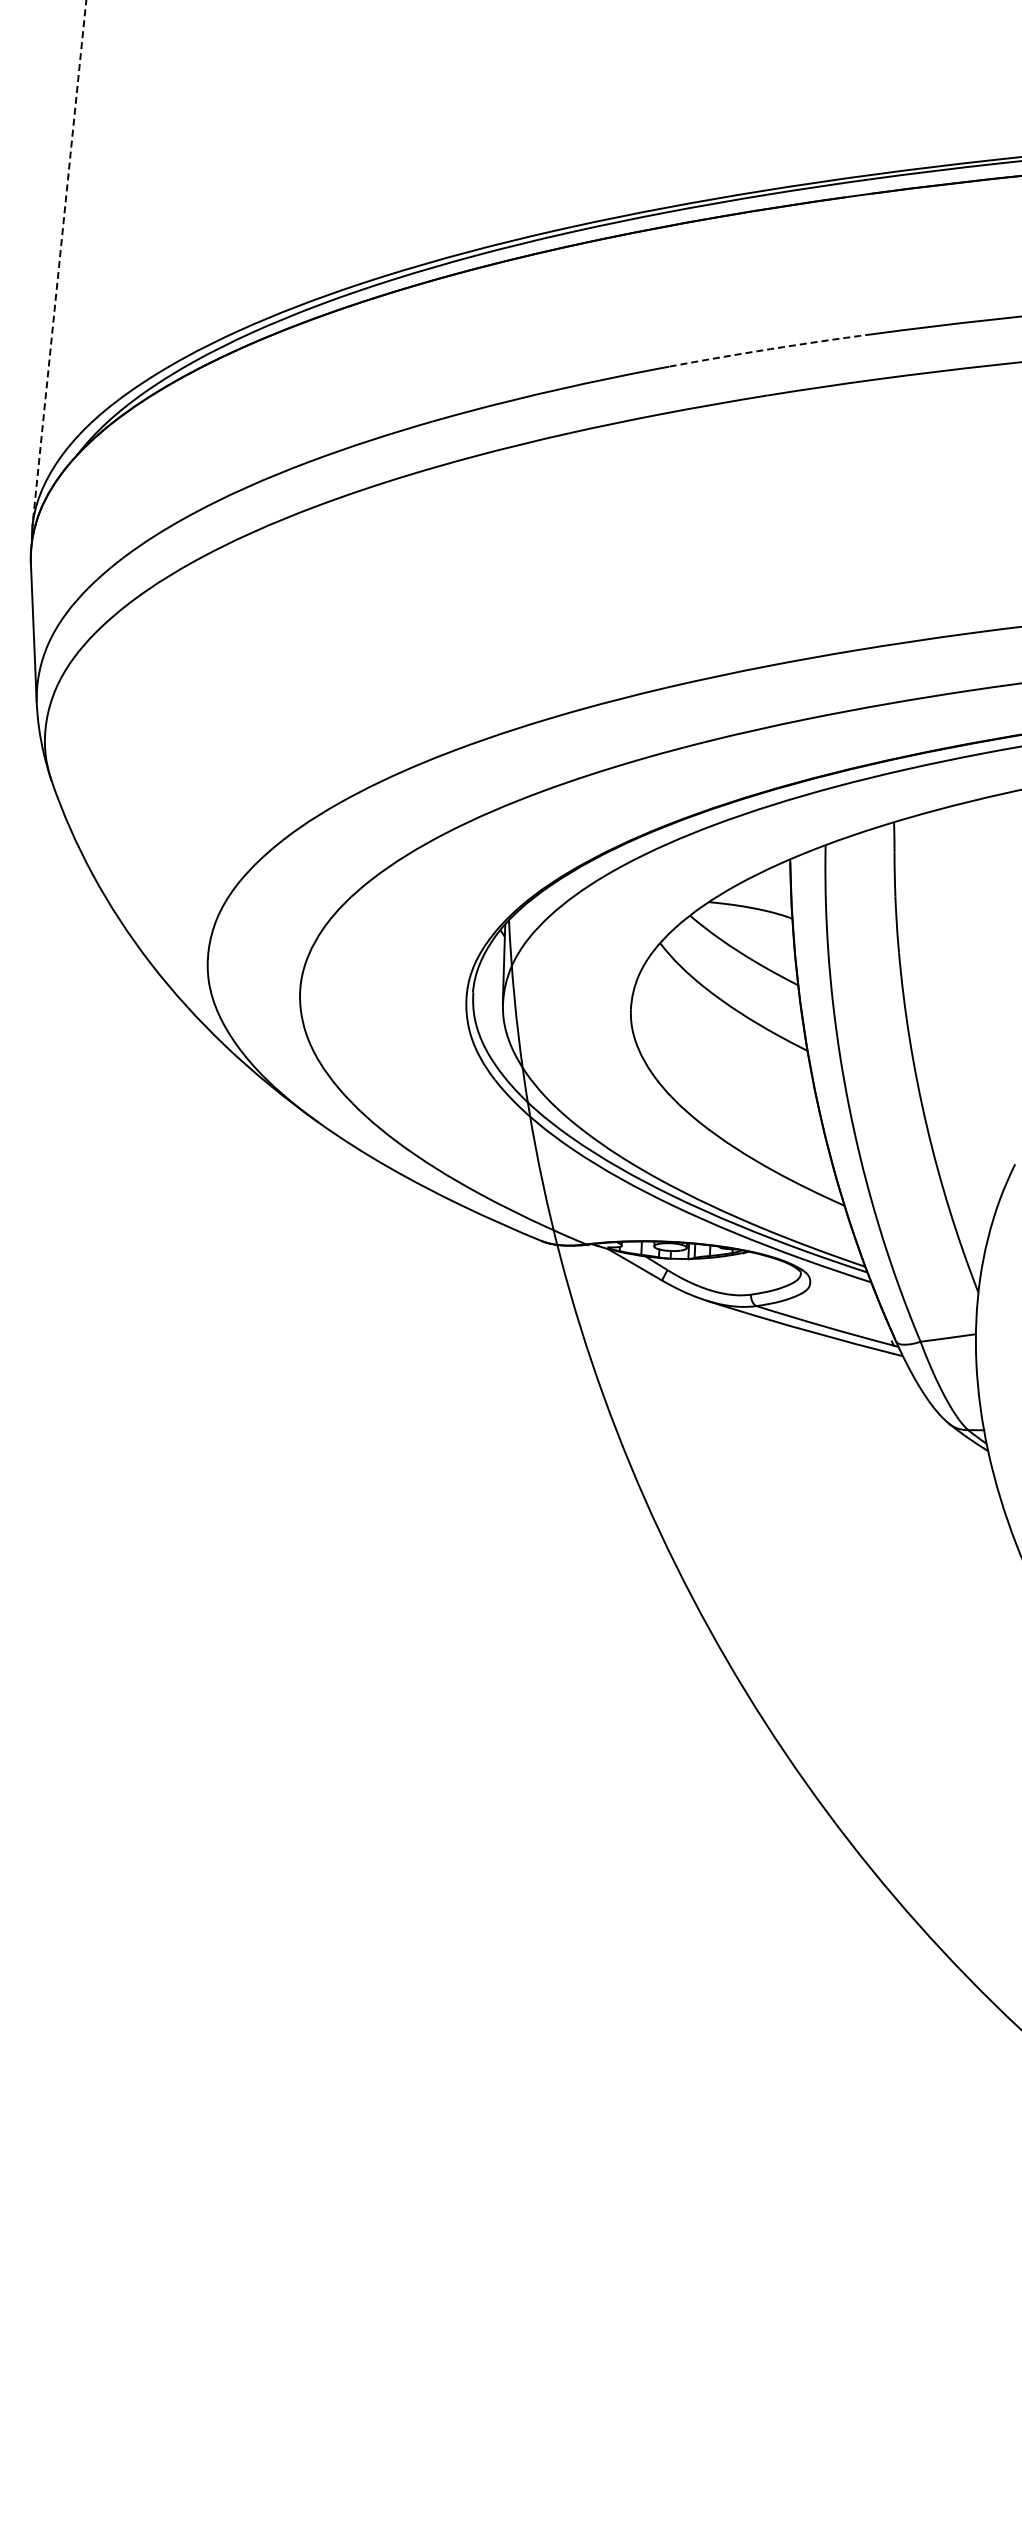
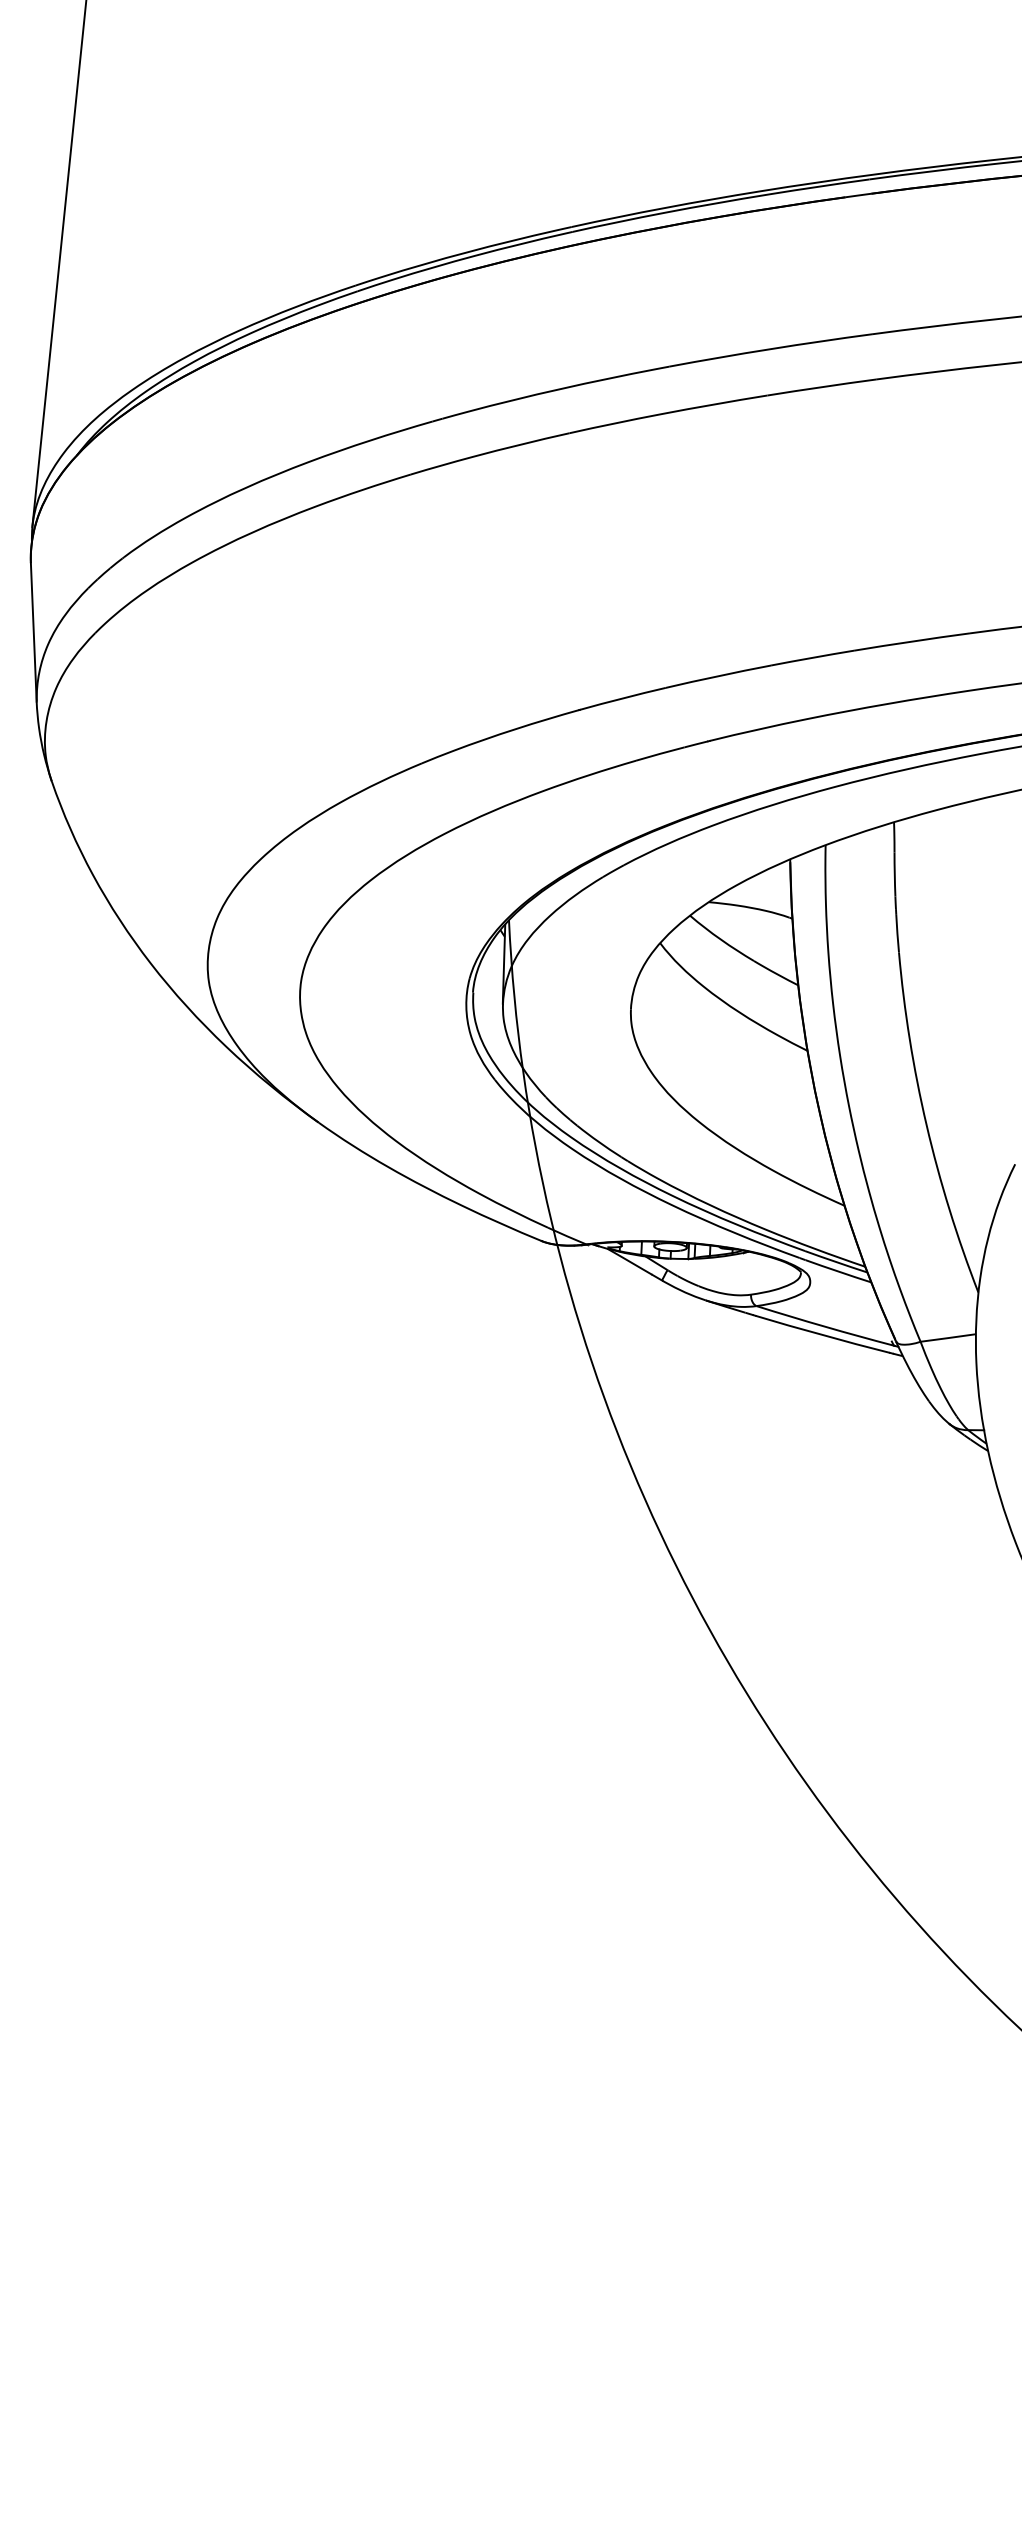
line: dashed -> solid (59, 263)
arc: dashed -> solid (770, 349)
